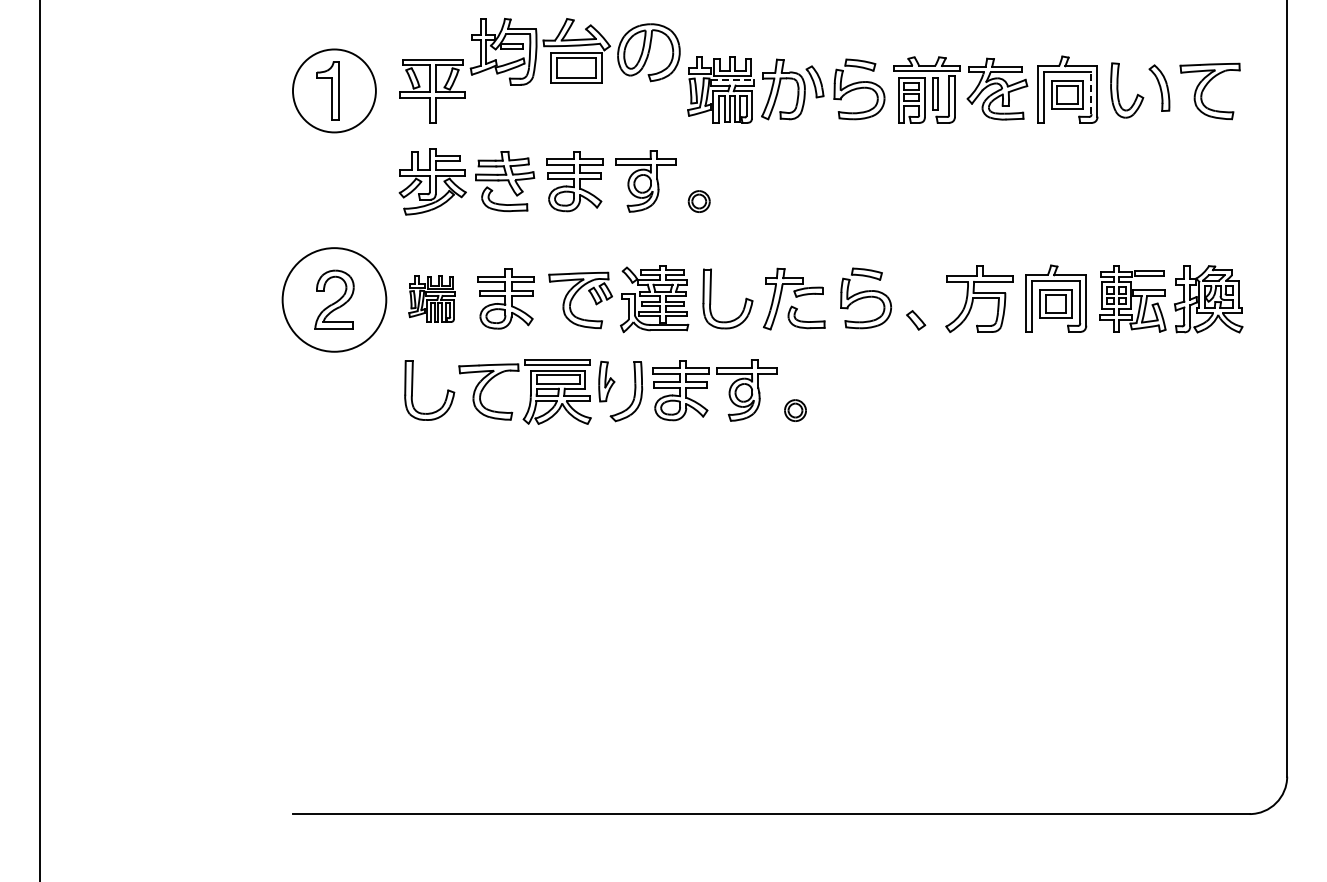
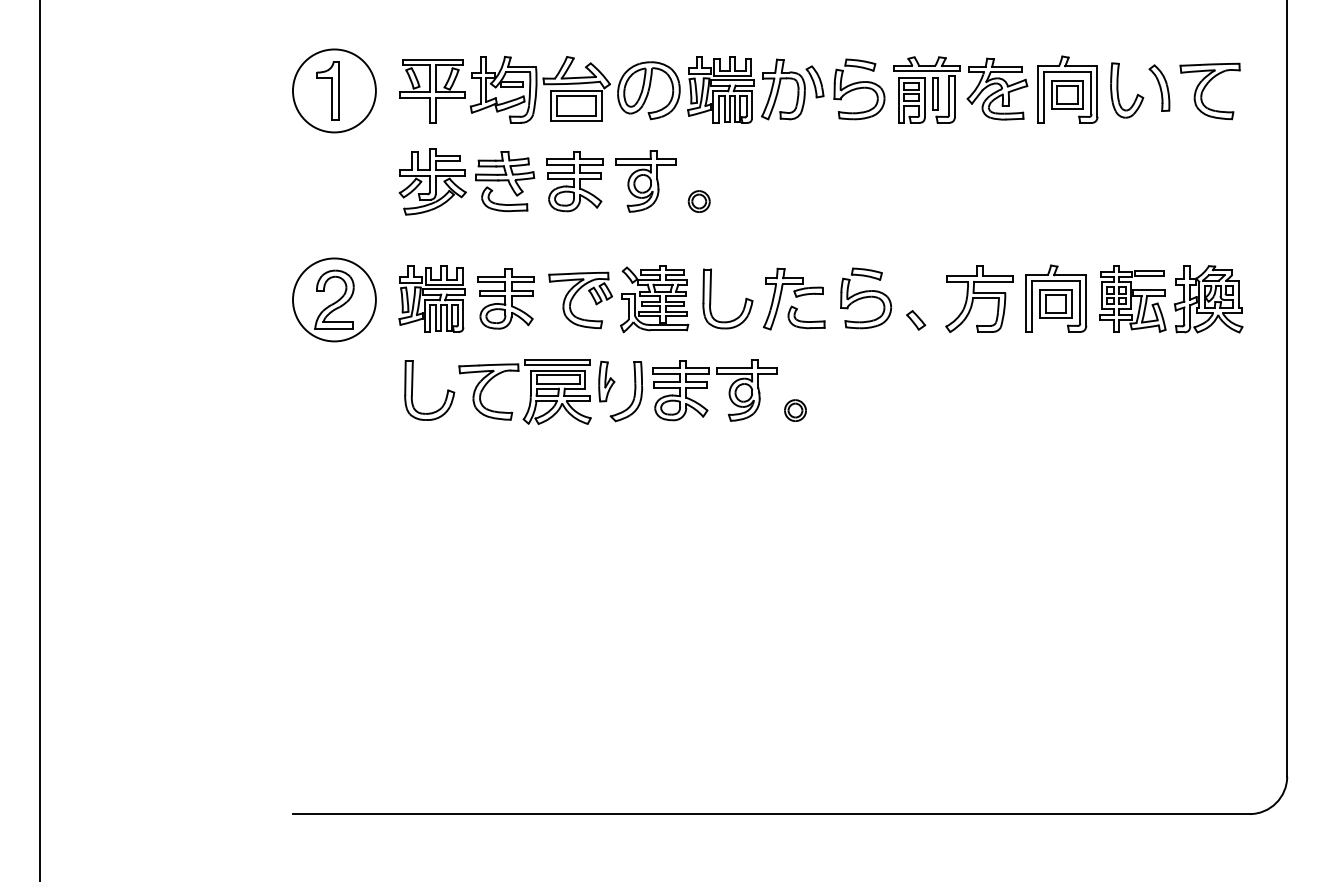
part position: (574, 51) -> (574, 89) (574, 89)
line: dashed -> solid (733, 80)
line: dashed -> solid (1091, 92)
part size: 48x48 px -> 68x68 px (431, 298)
circle diameter: 104 px -> 83 px (334, 299)
